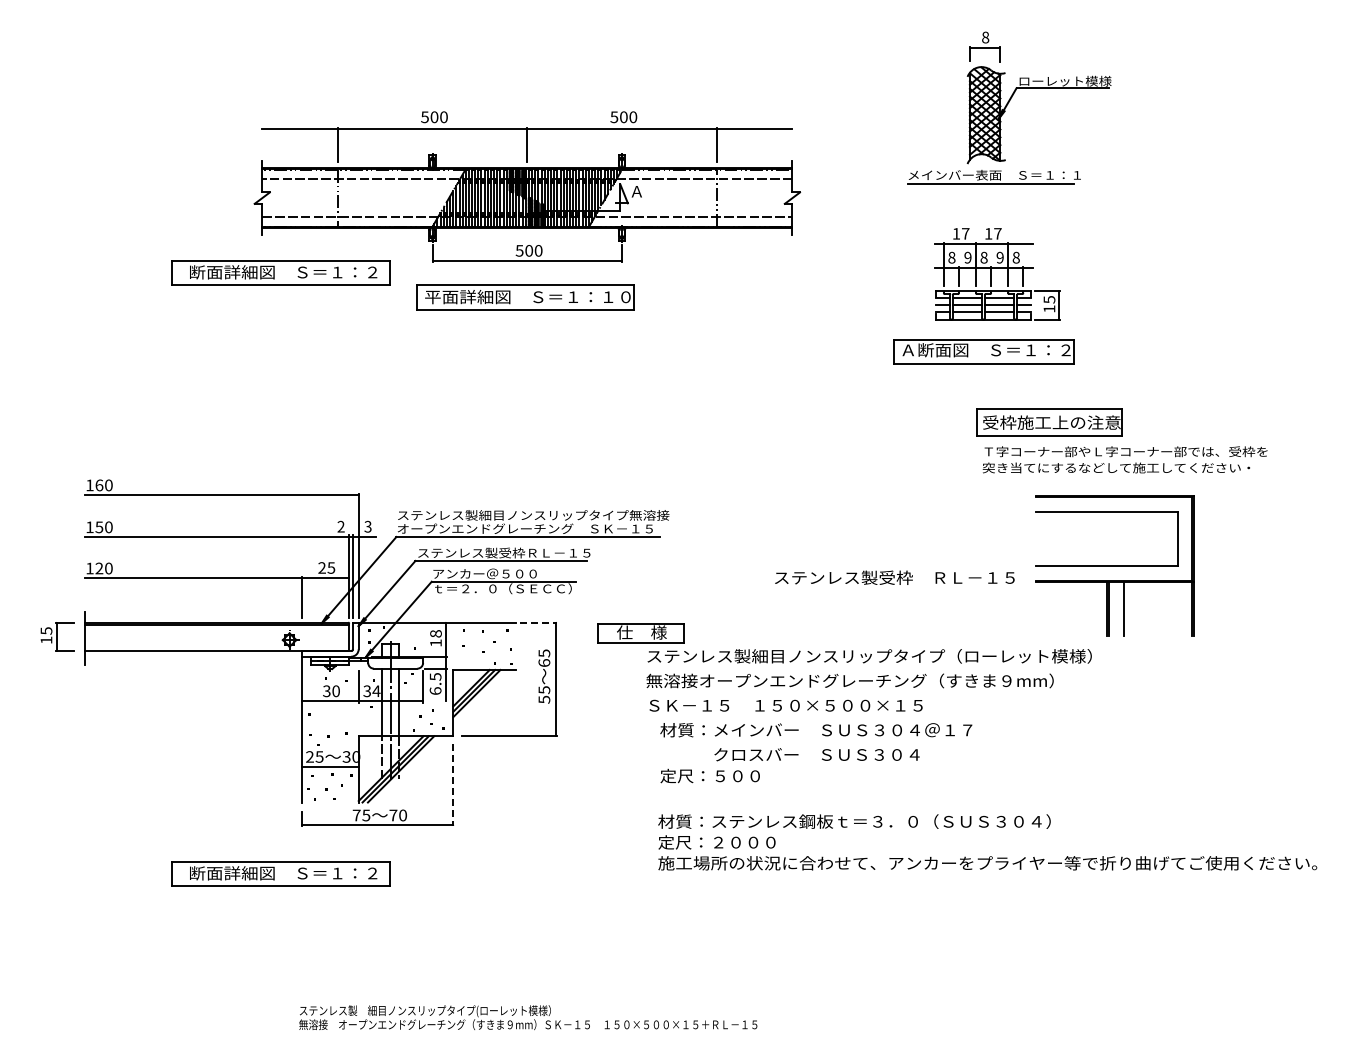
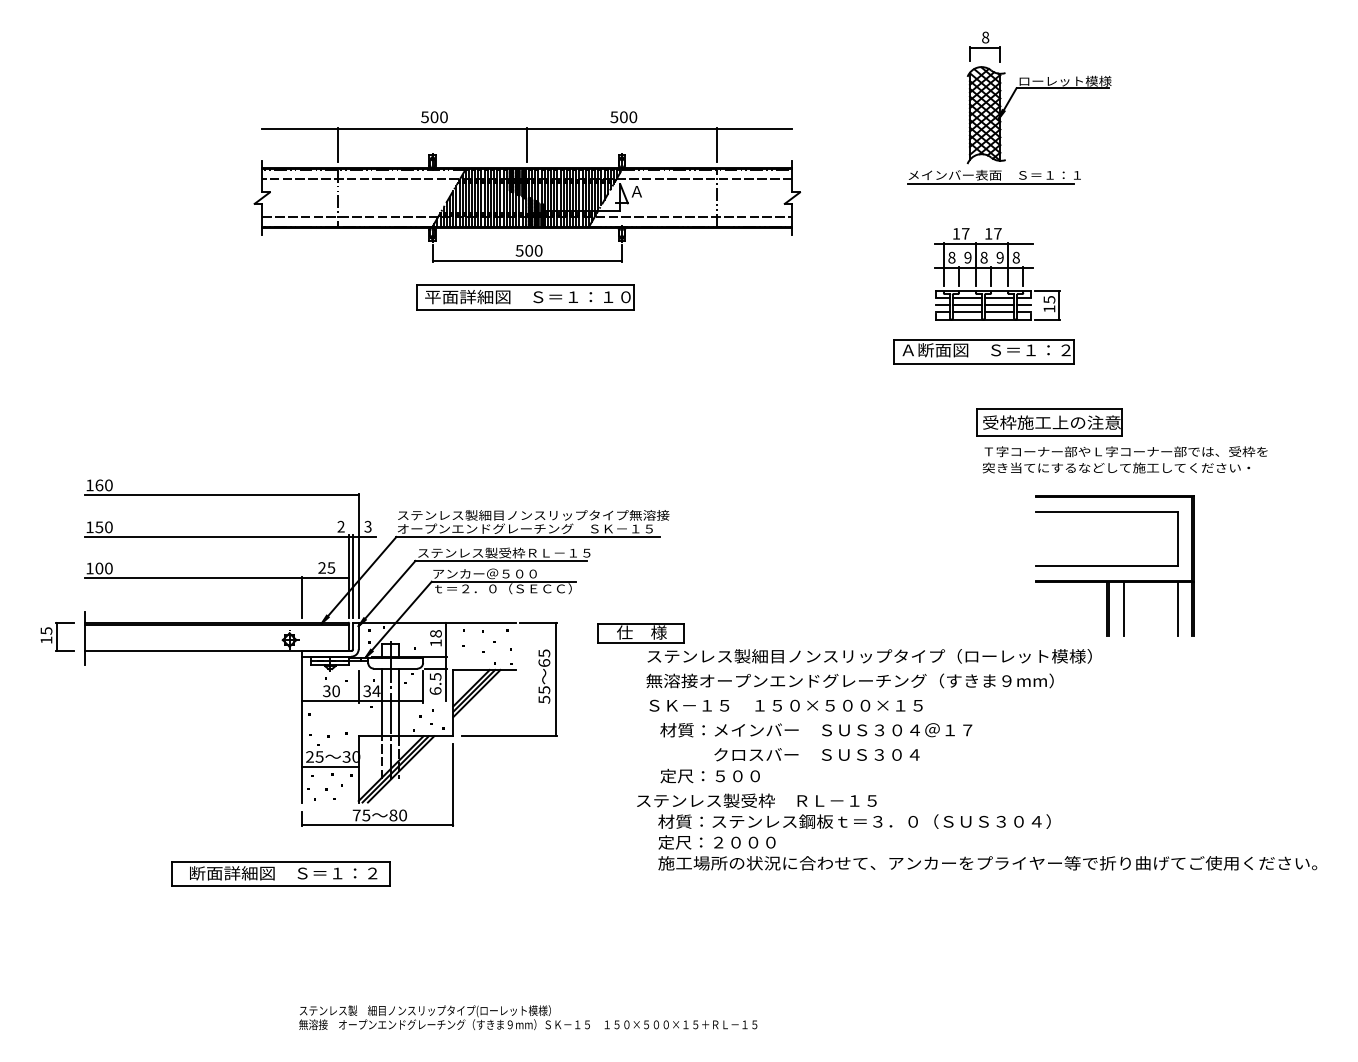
part: present -> none (280, 272)
text: 120 -> 100 (99, 568)
text position: (894, 577) -> (756, 800) (756, 800)
line: none -> present (1177, 609)
line: dashed -> solid (538, 622)
line: dashed -> solid (453, 785)
text: 70 -> 80 (393, 815)
